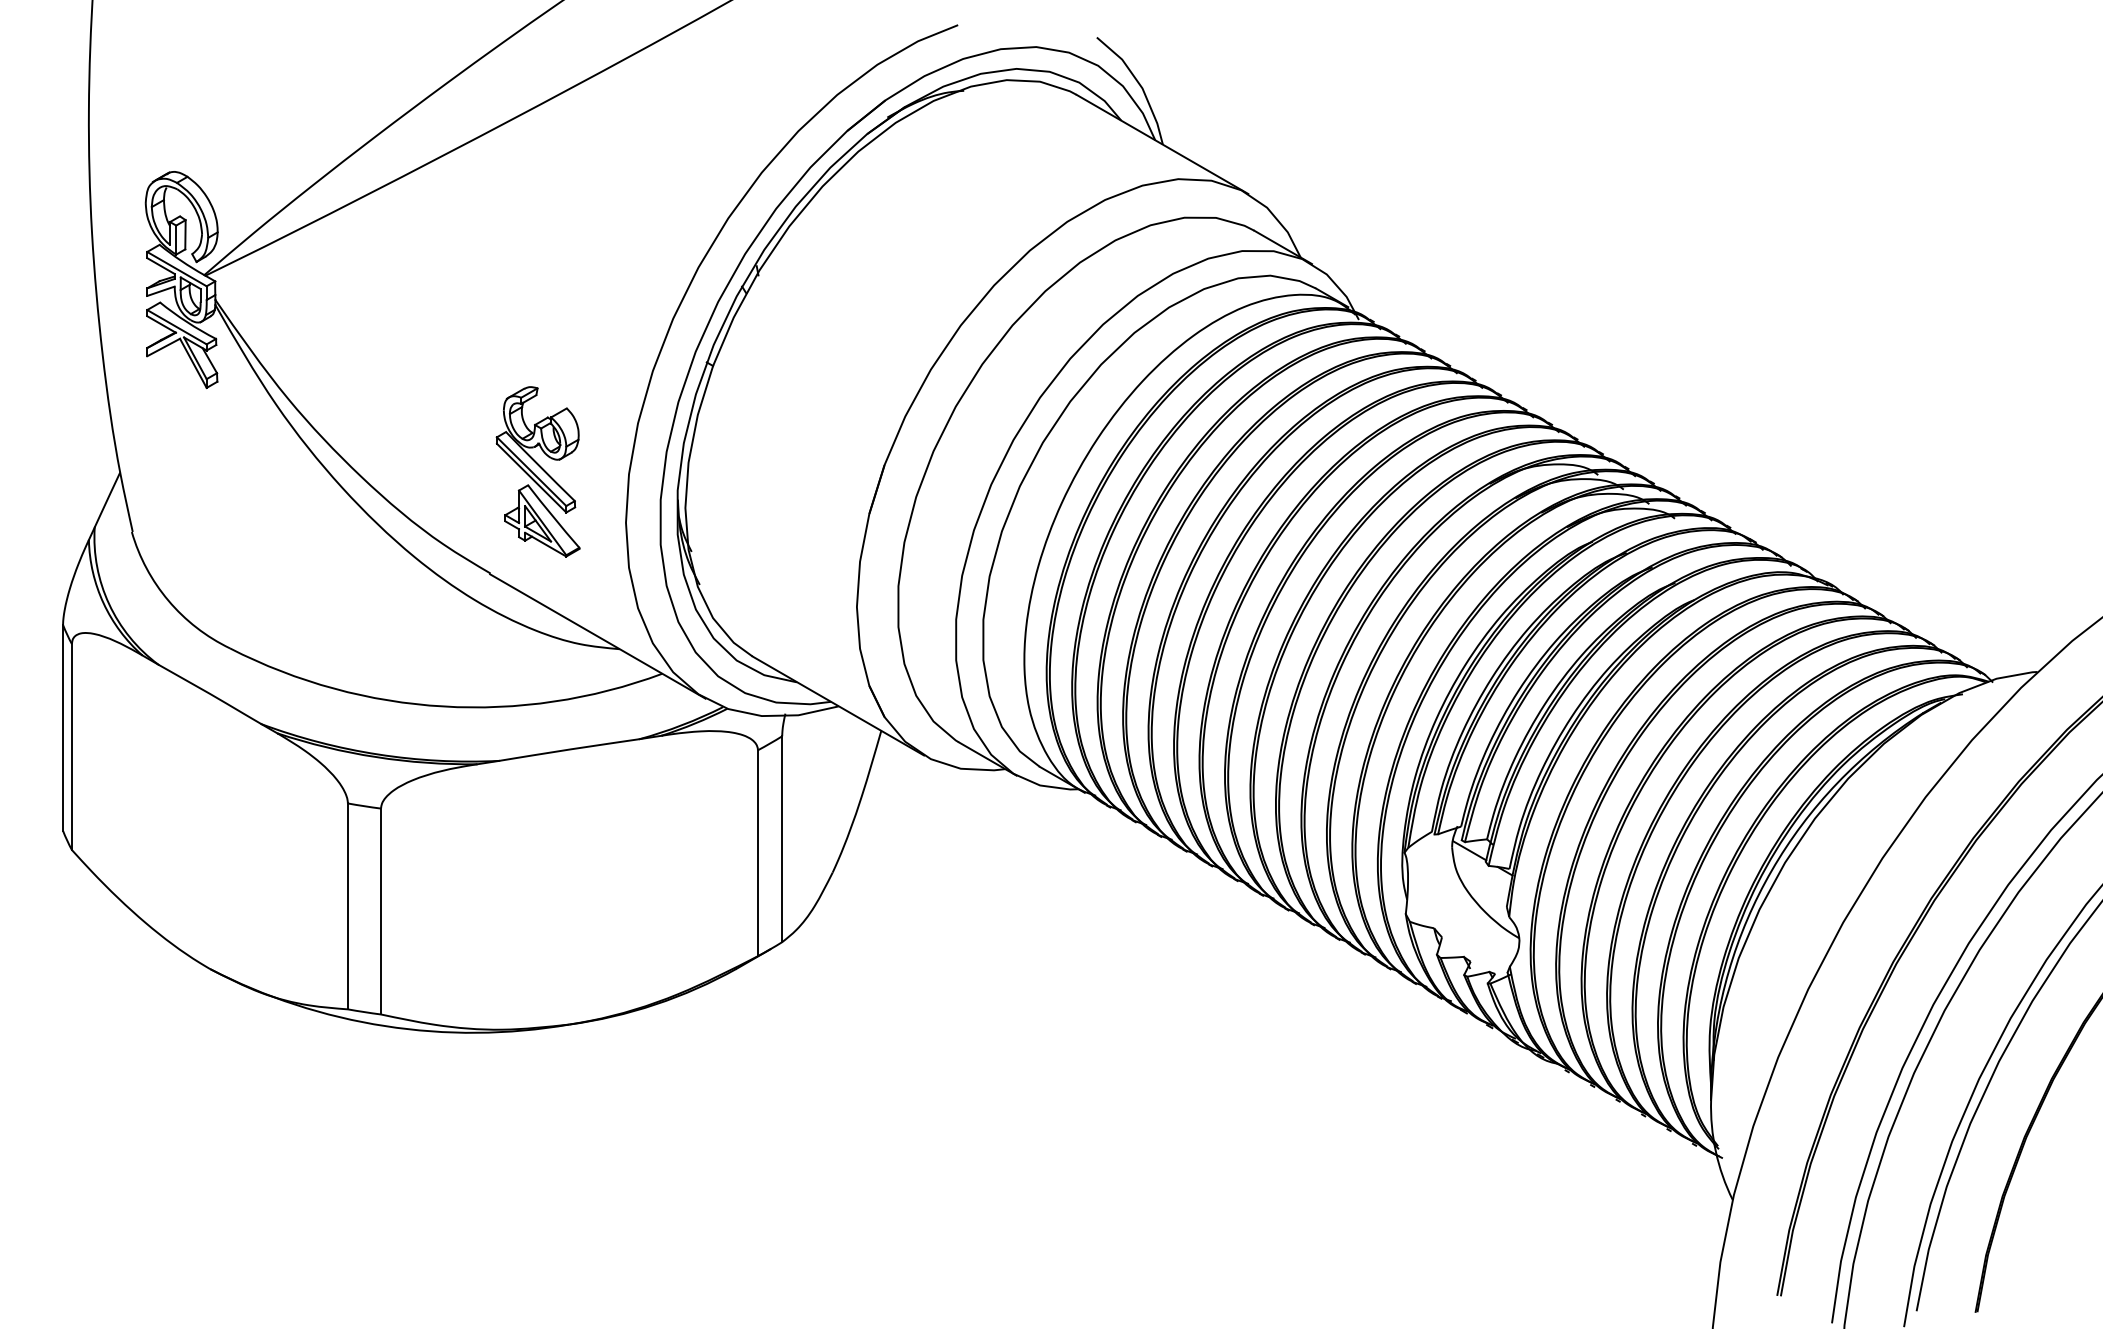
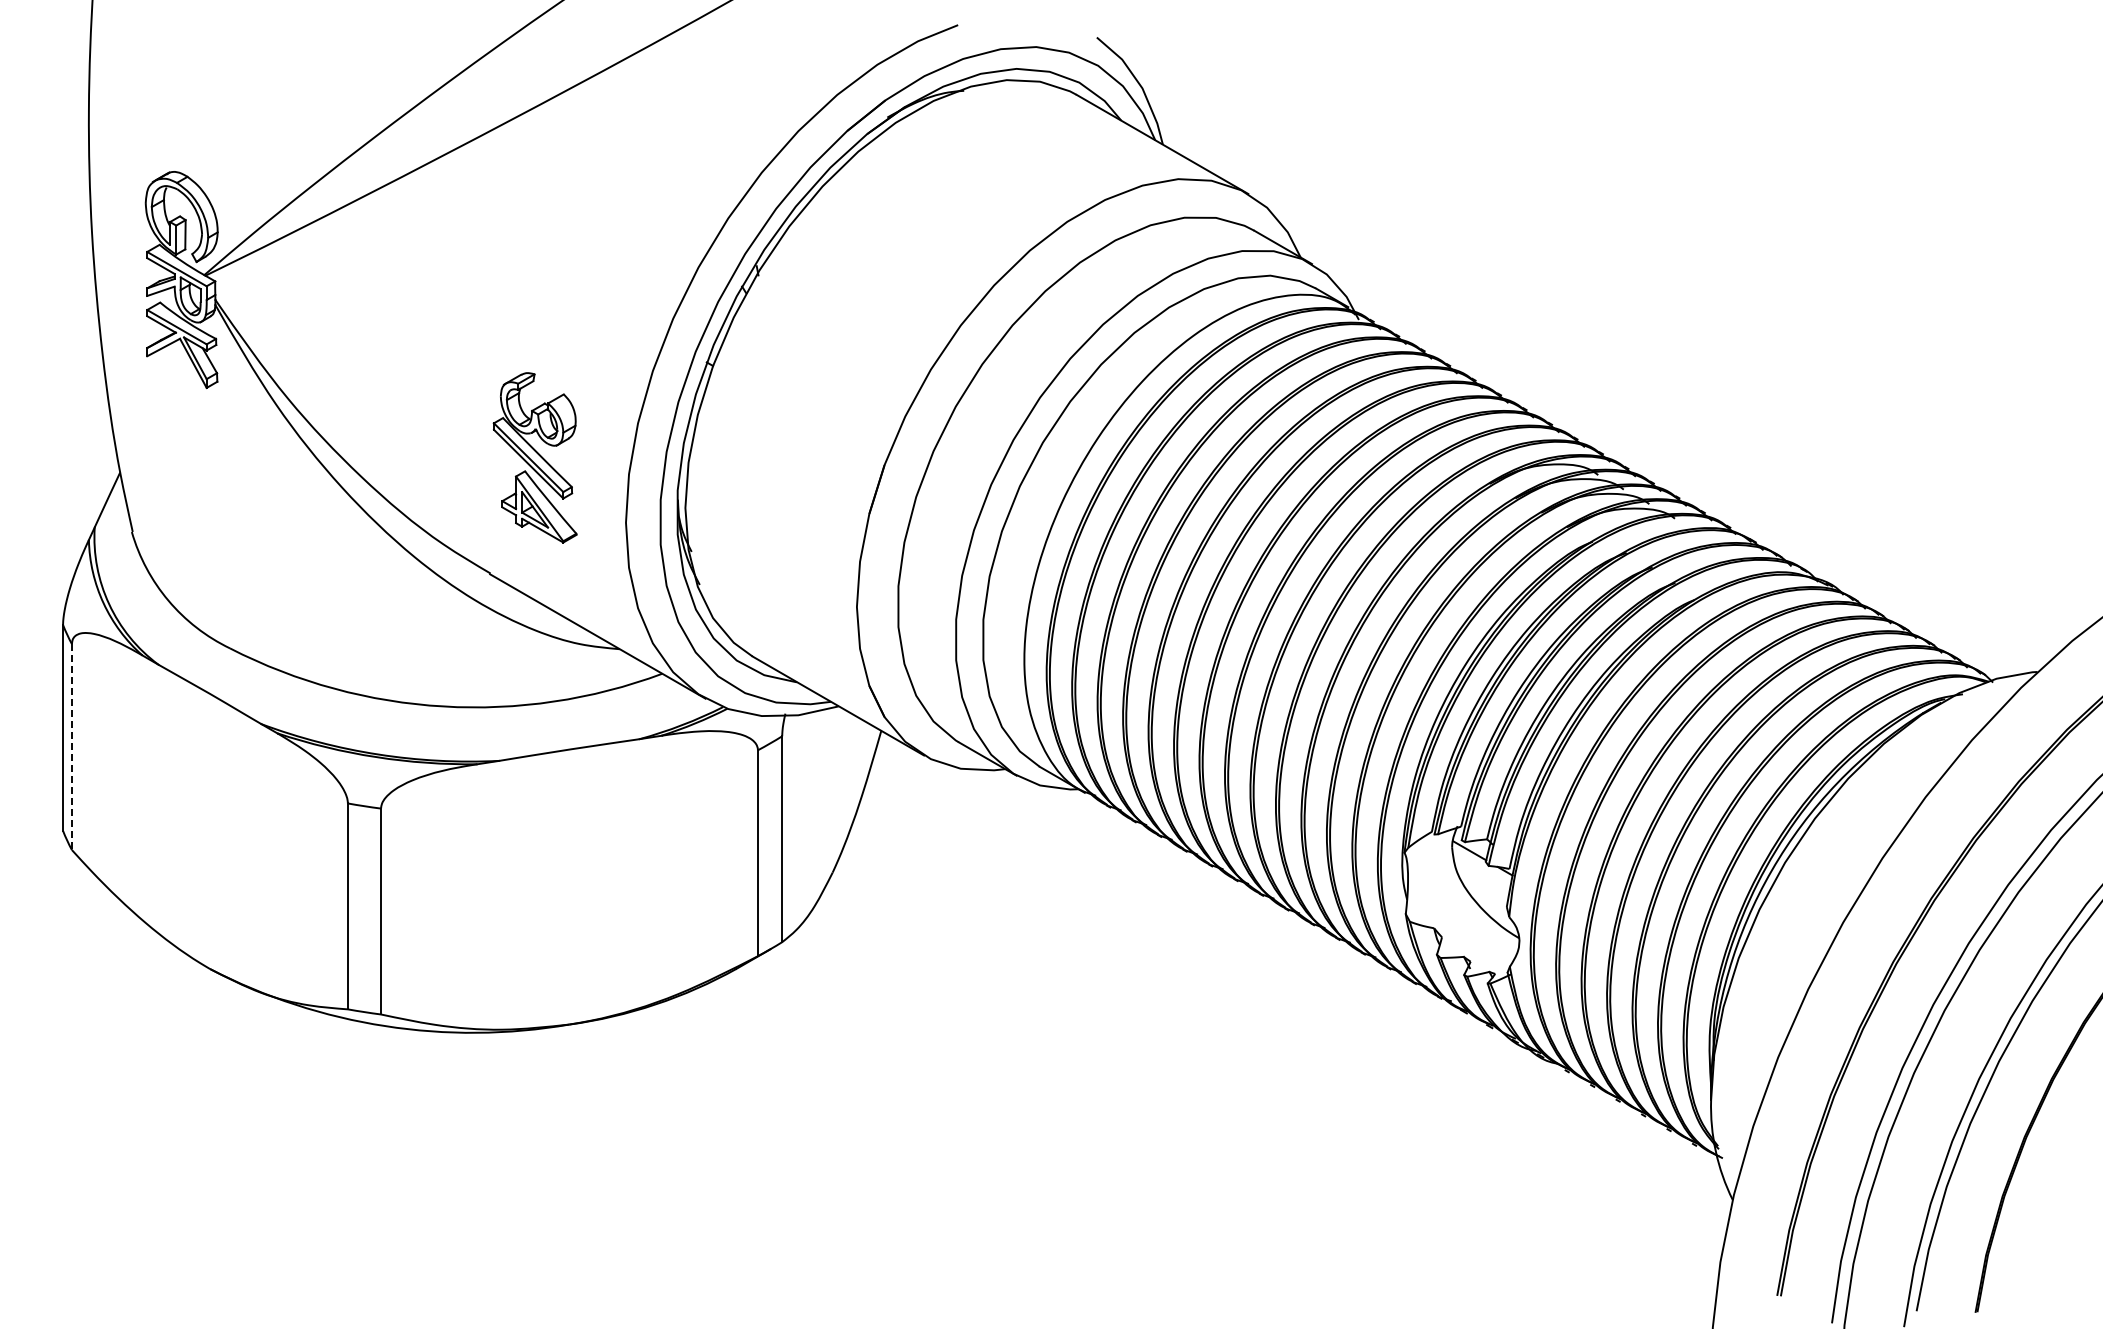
part position: (537, 471) -> (534, 457) (534, 457)
line: solid -> dashed (71, 747)
